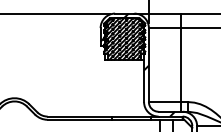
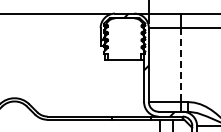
hatch: present -> none (124, 39)
line: solid -> dashed (181, 65)
